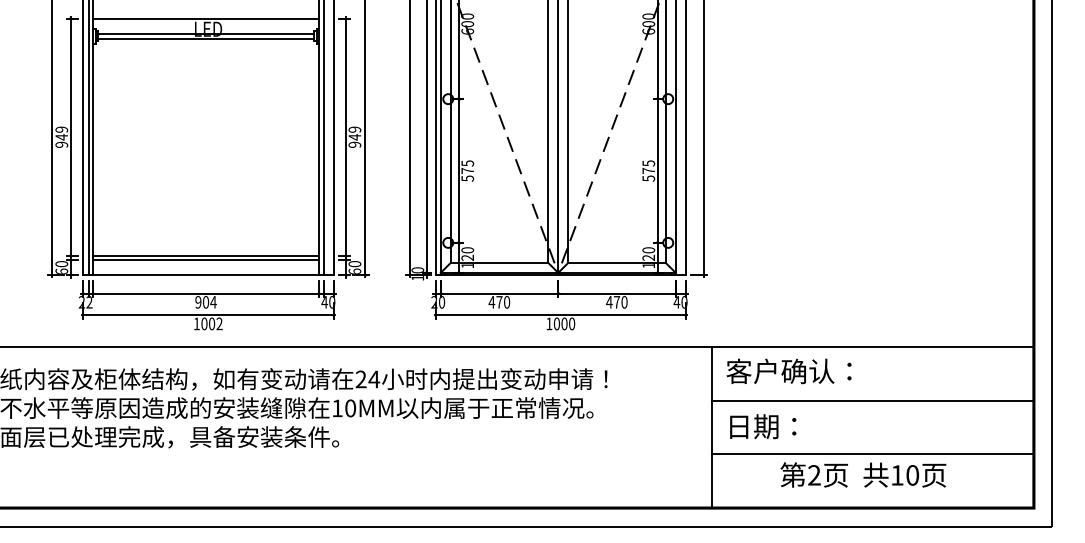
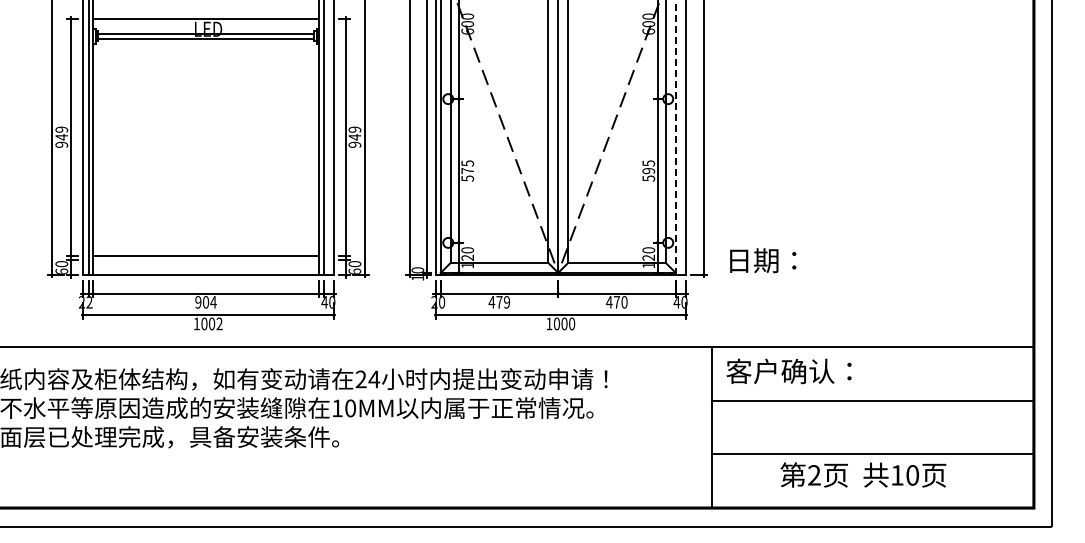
line: solid -> dashed (675, 137)
text: 575 -> 595 (648, 171)
line: present -> none (206, 260)
text: 470 -> 479 (507, 302)
text position: (763, 426) -> (763, 260) (763, 260)
